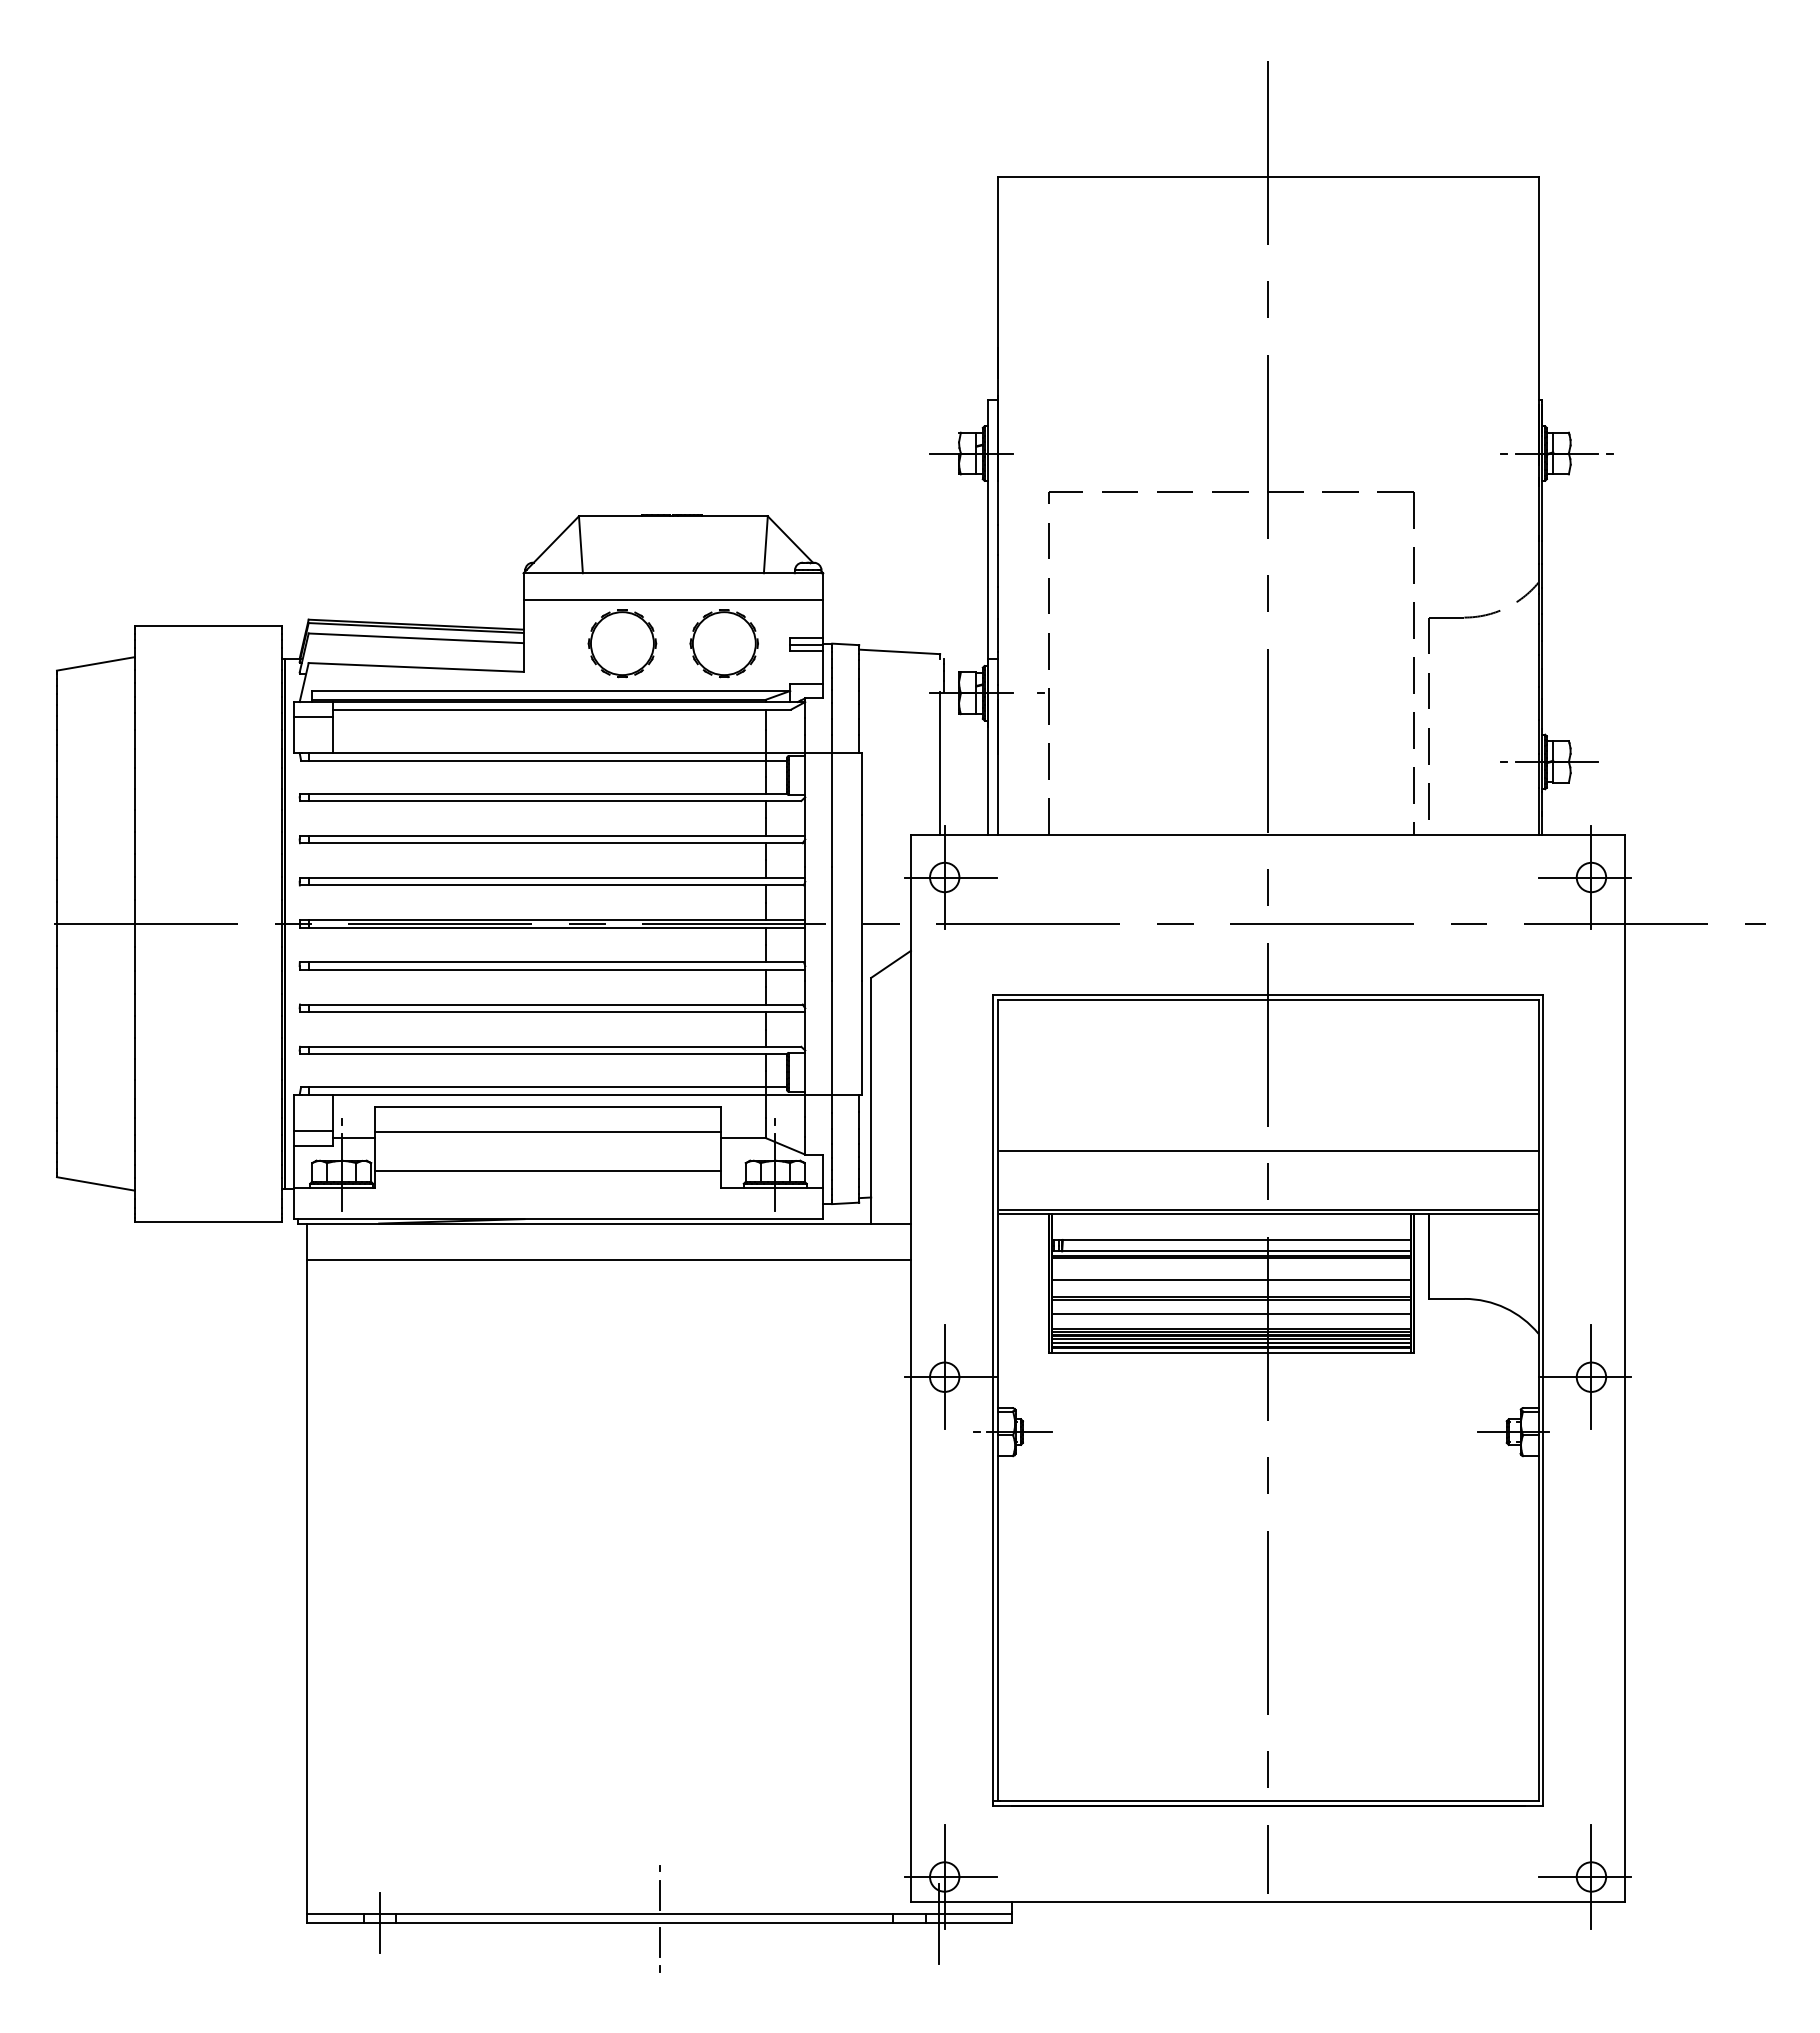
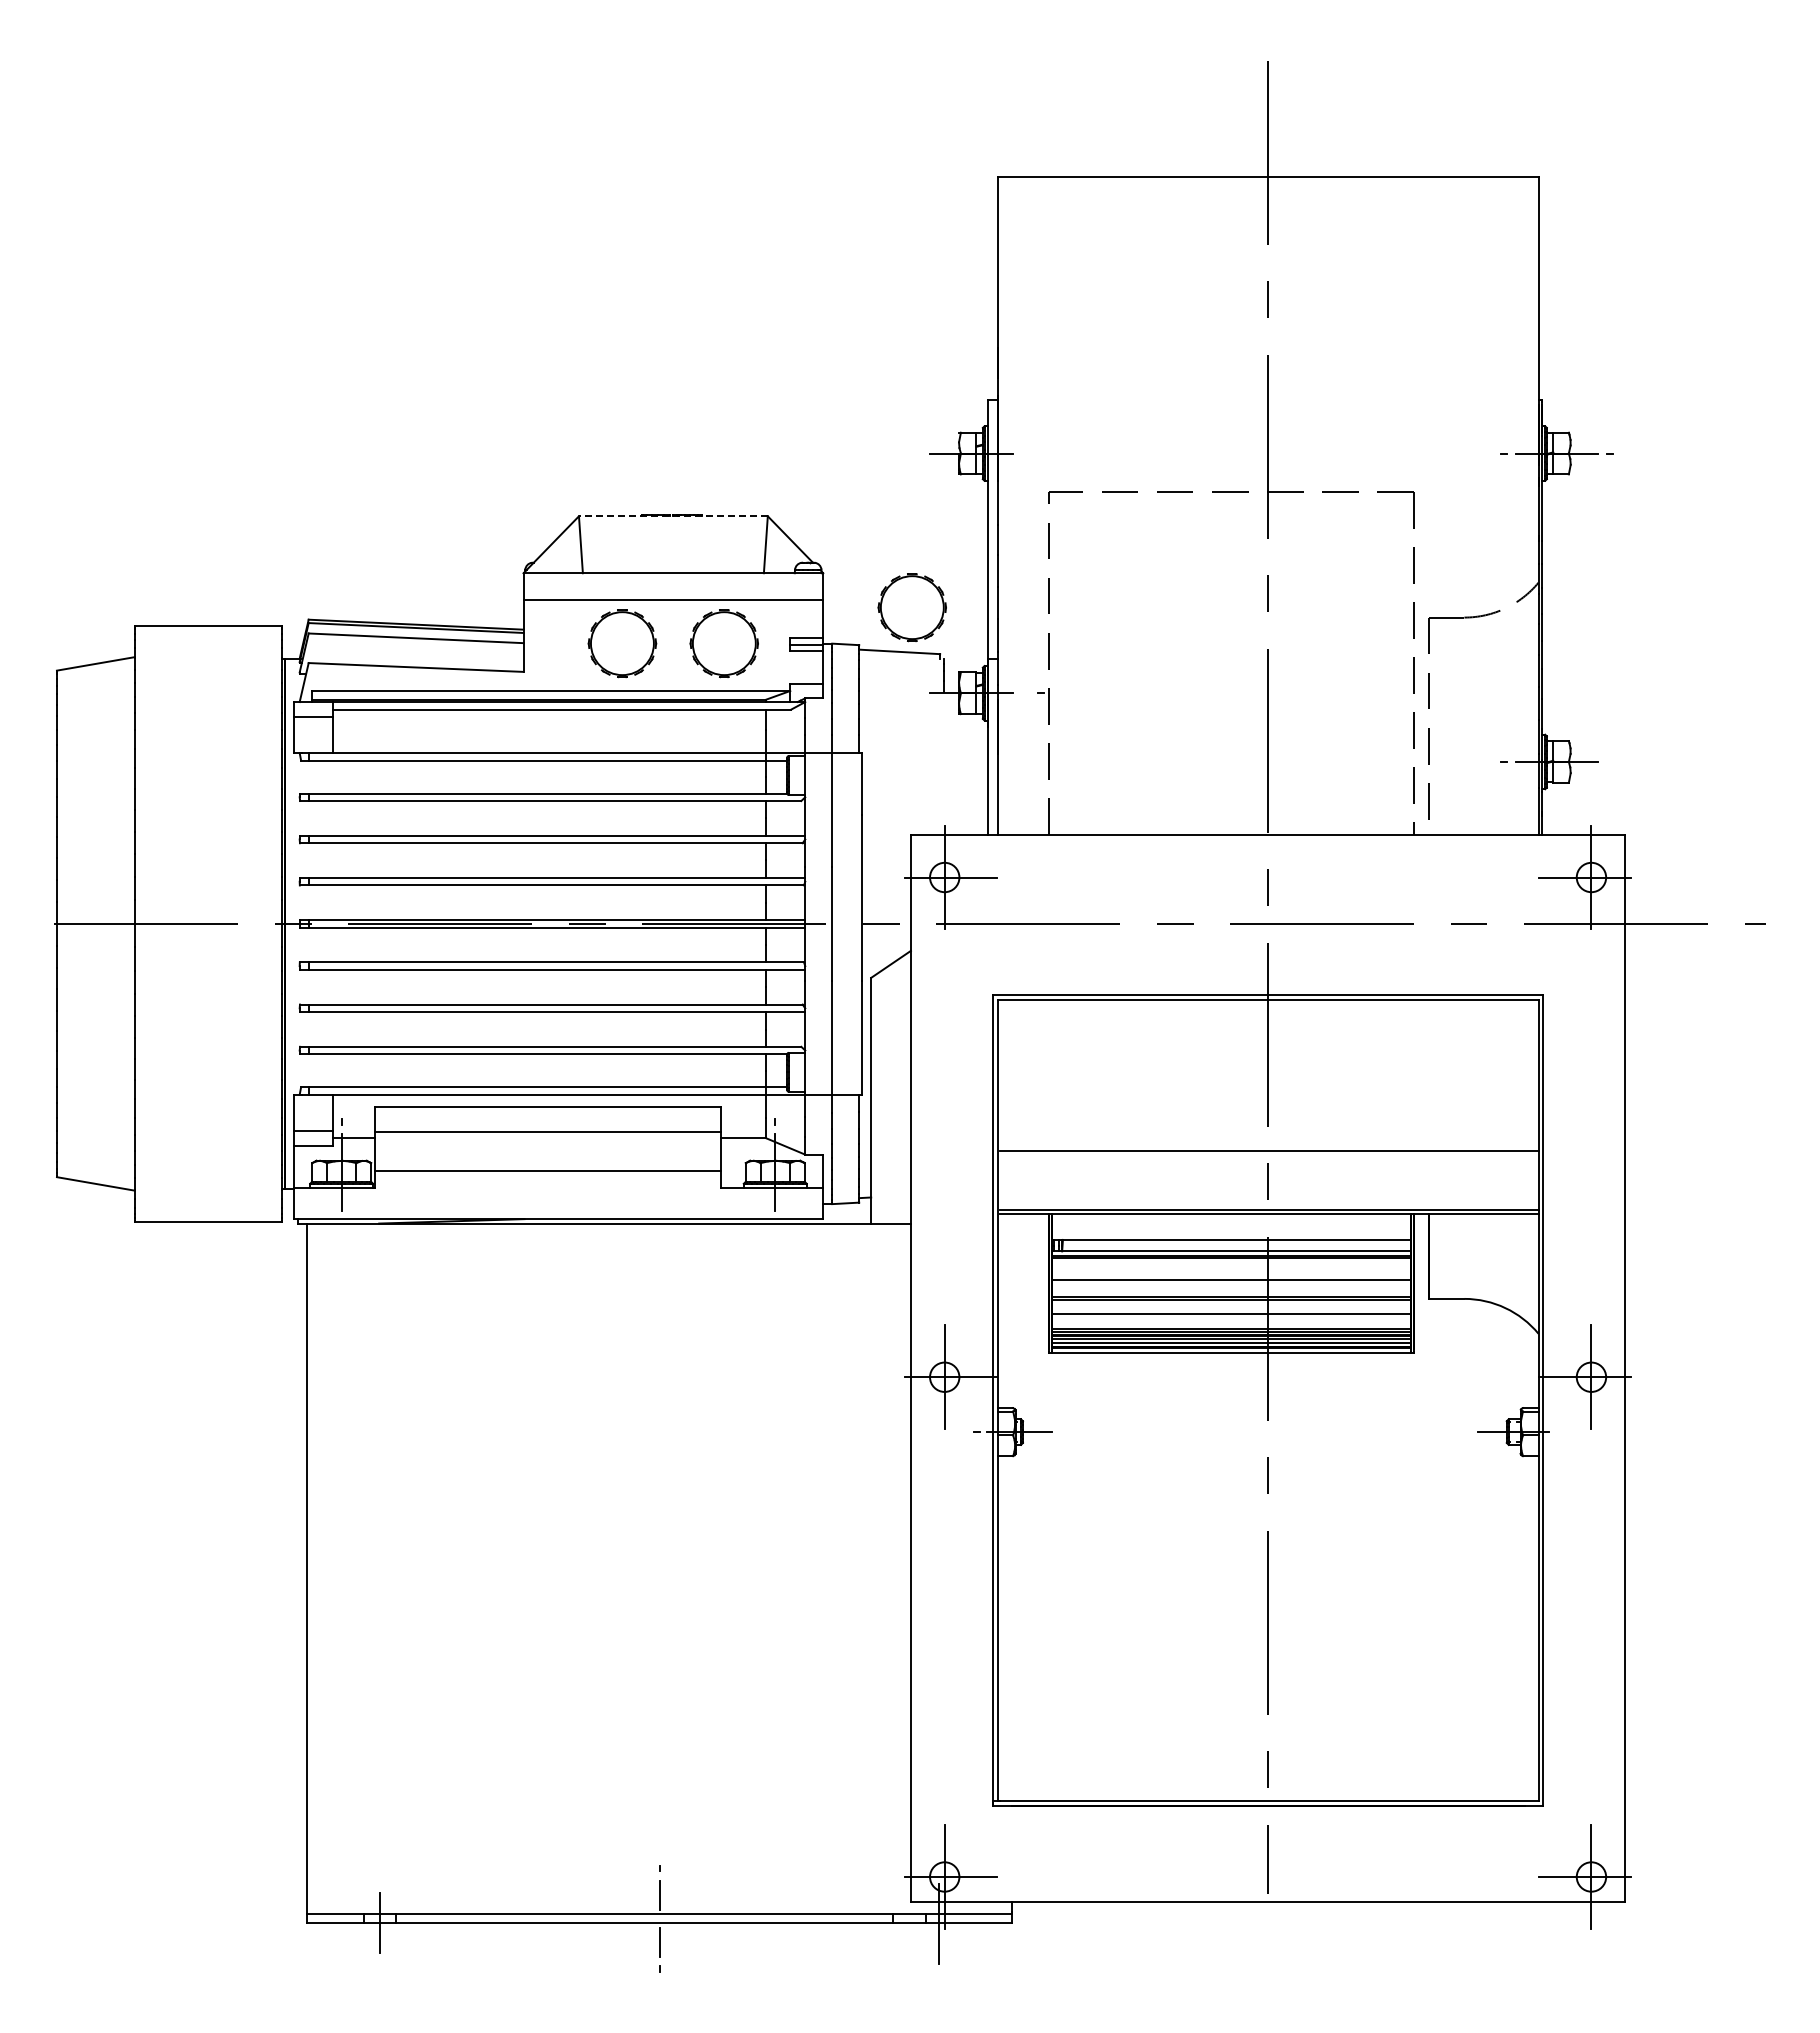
line: solid -> dashed (672, 516)
part: none -> present (911, 607)
line: present -> none (940, 763)
line: present -> none (608, 1260)
